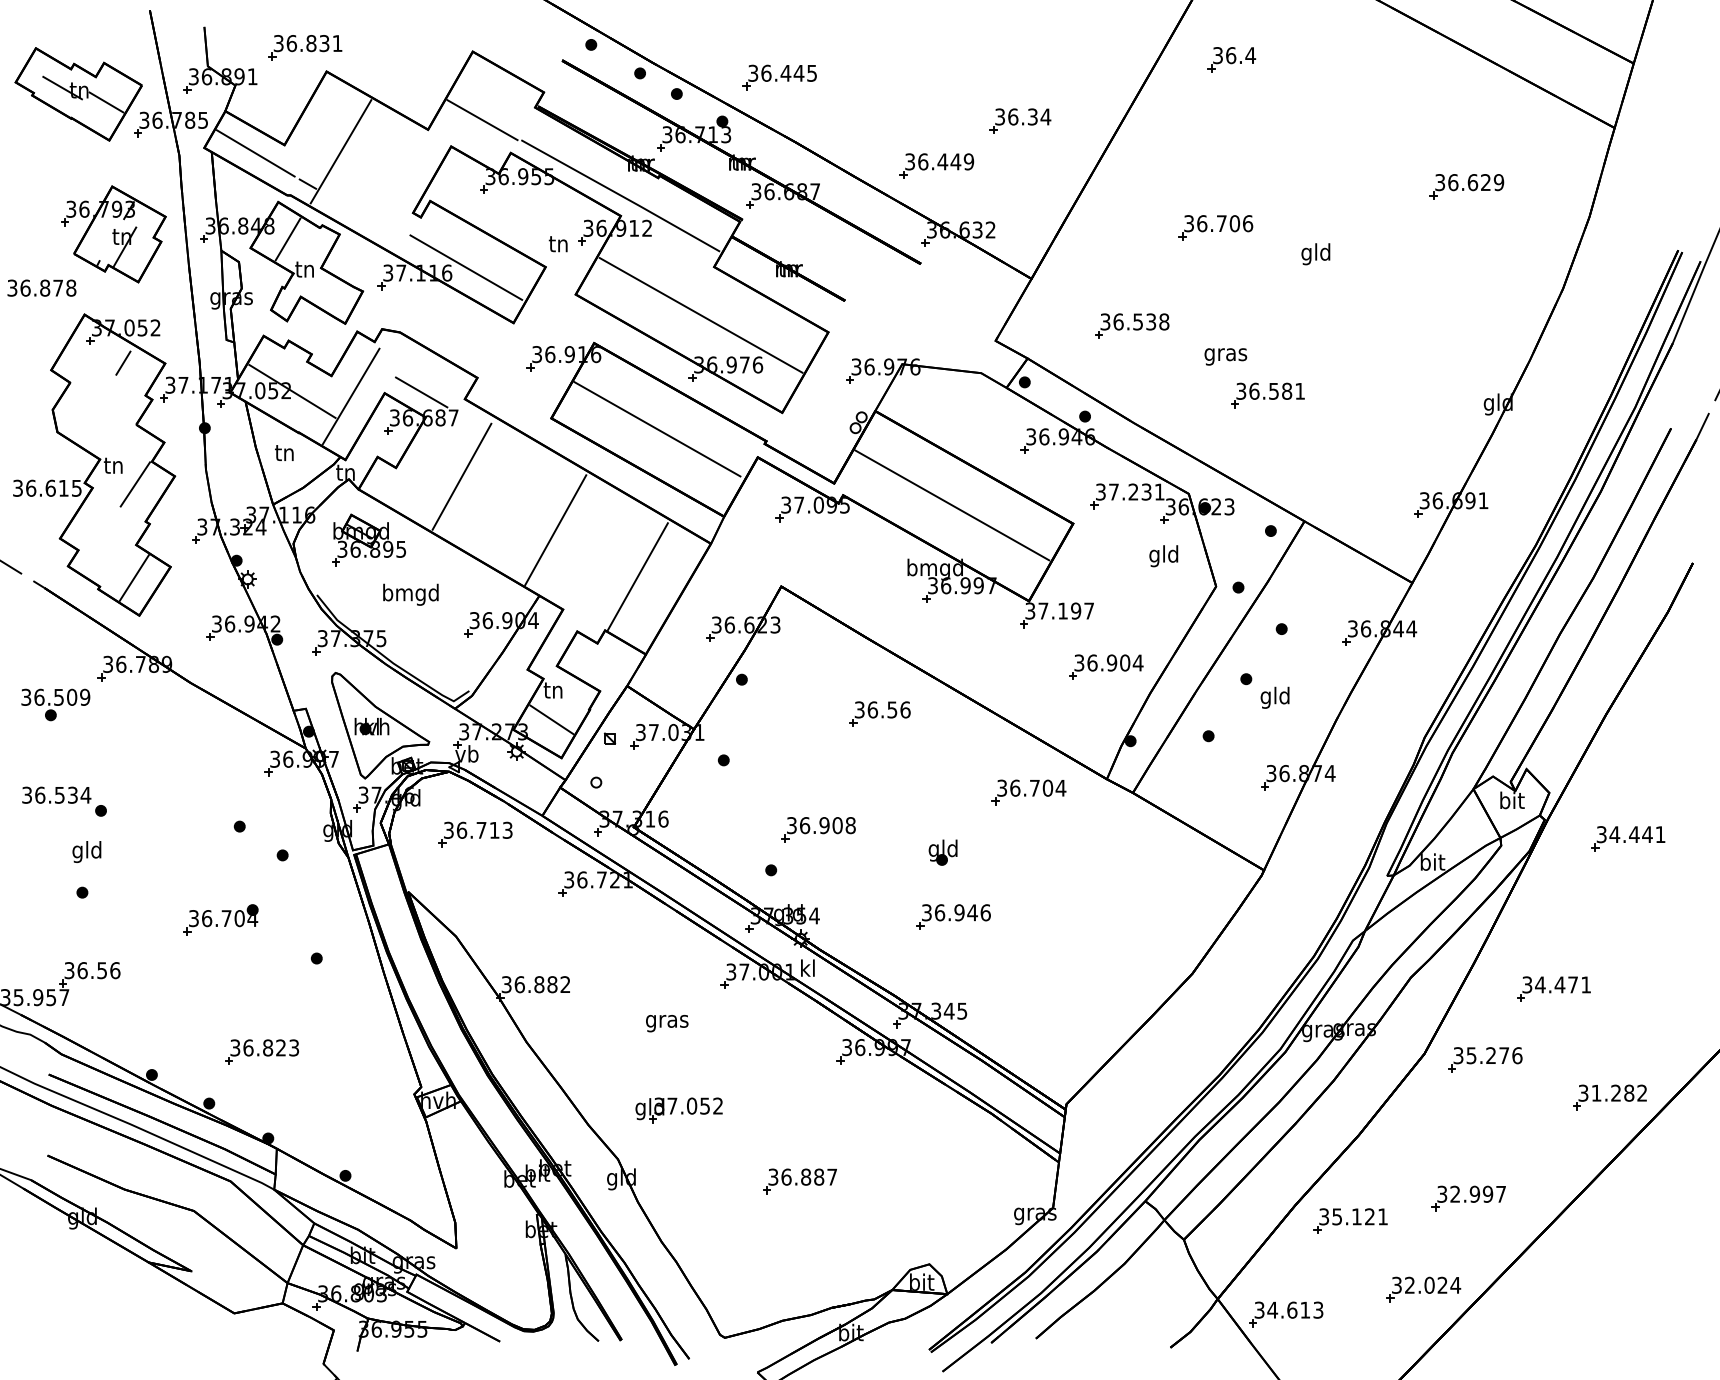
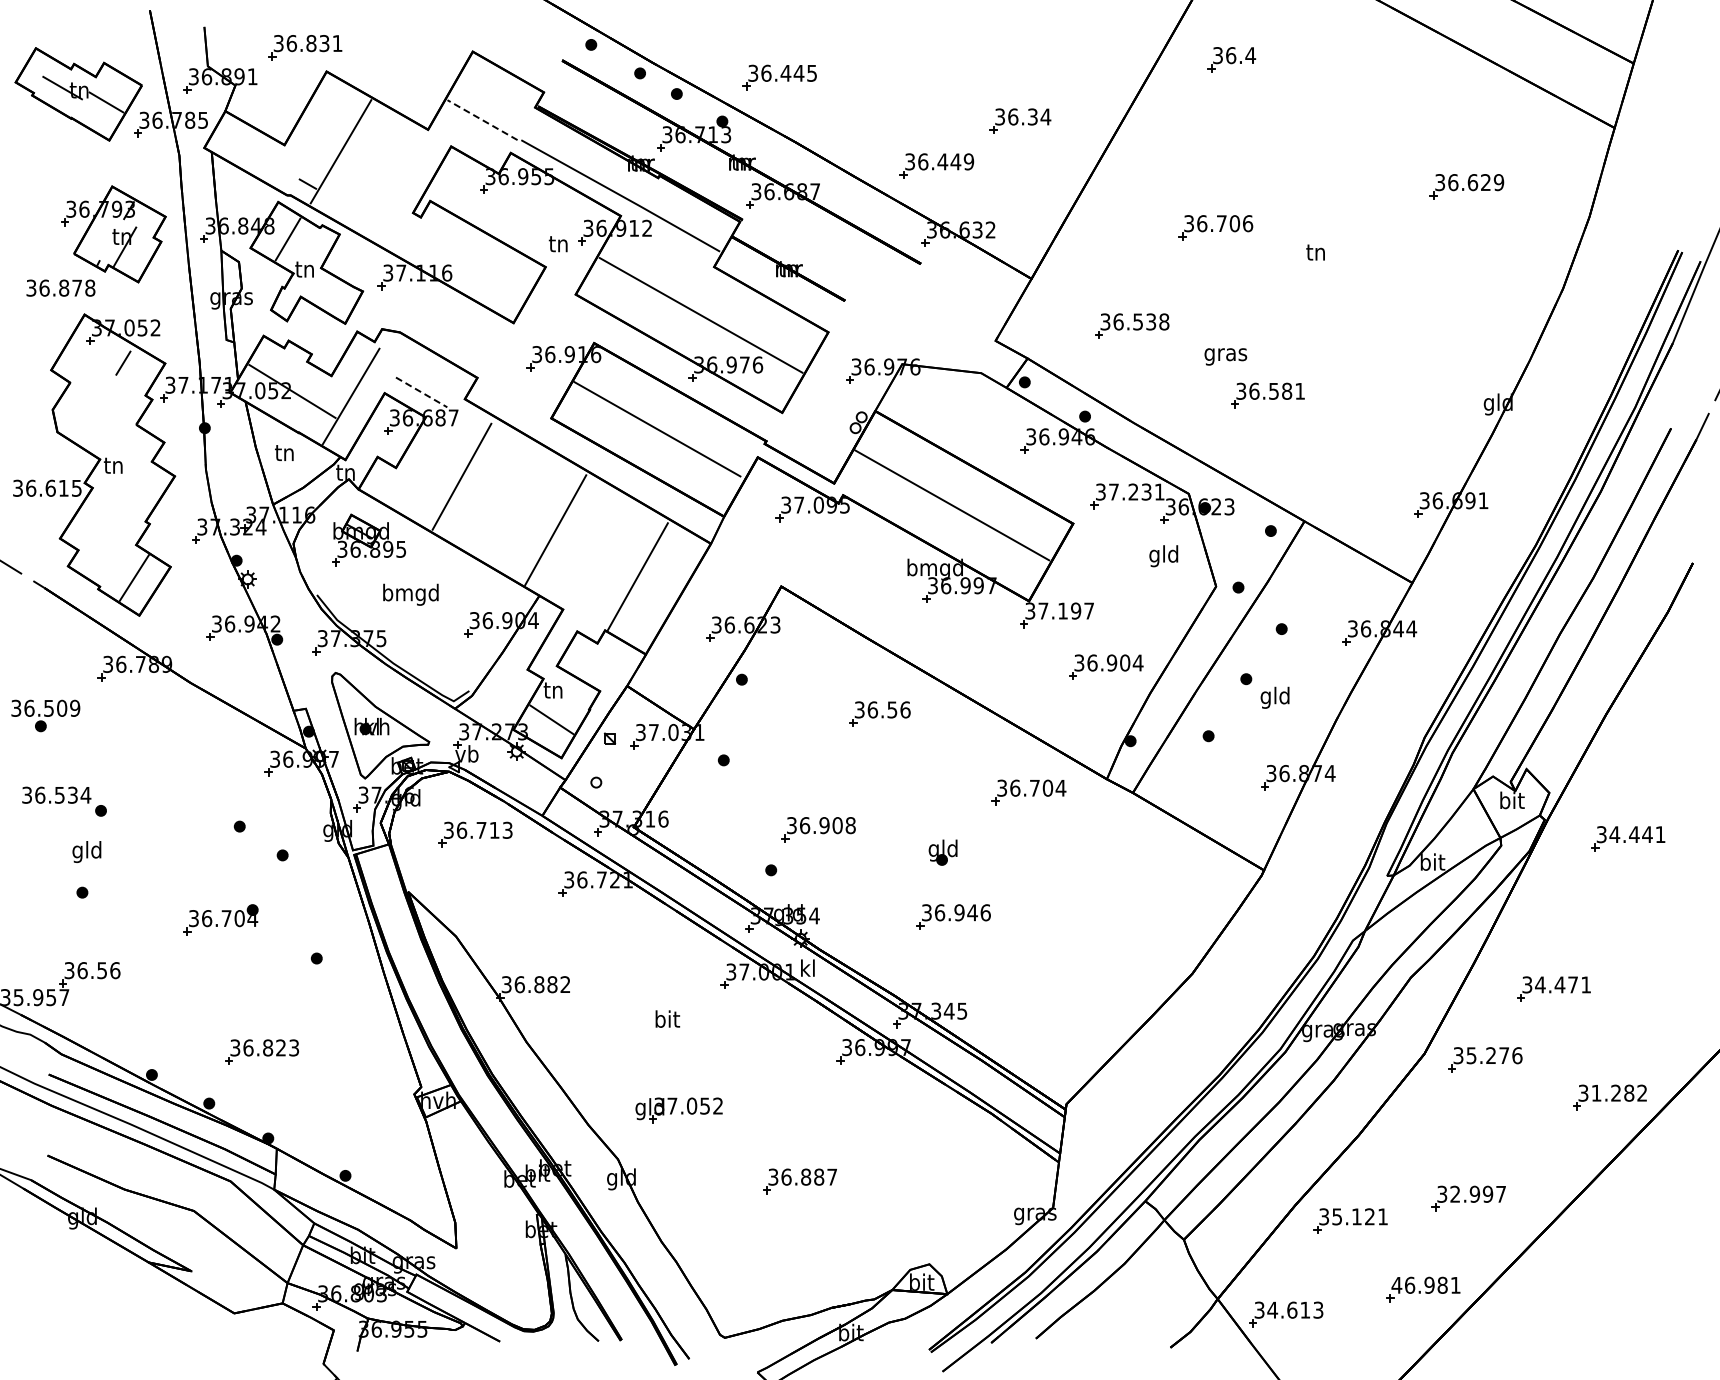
line: solid -> dashed (482, 119)
line: present -> none (255, 153)
text: gld -> tn (1315, 254)
line: present -> none (466, 267)
text position: (41, 287) -> (60, 287) (60, 287)
line: solid -> dashed (421, 392)
line: present -> none (135, 484)
part position: (55, 704) -> (45, 715) (45, 715)
text: gras -> bit (667, 1021)
text: 32.024 -> 46.981 (1426, 1284)
